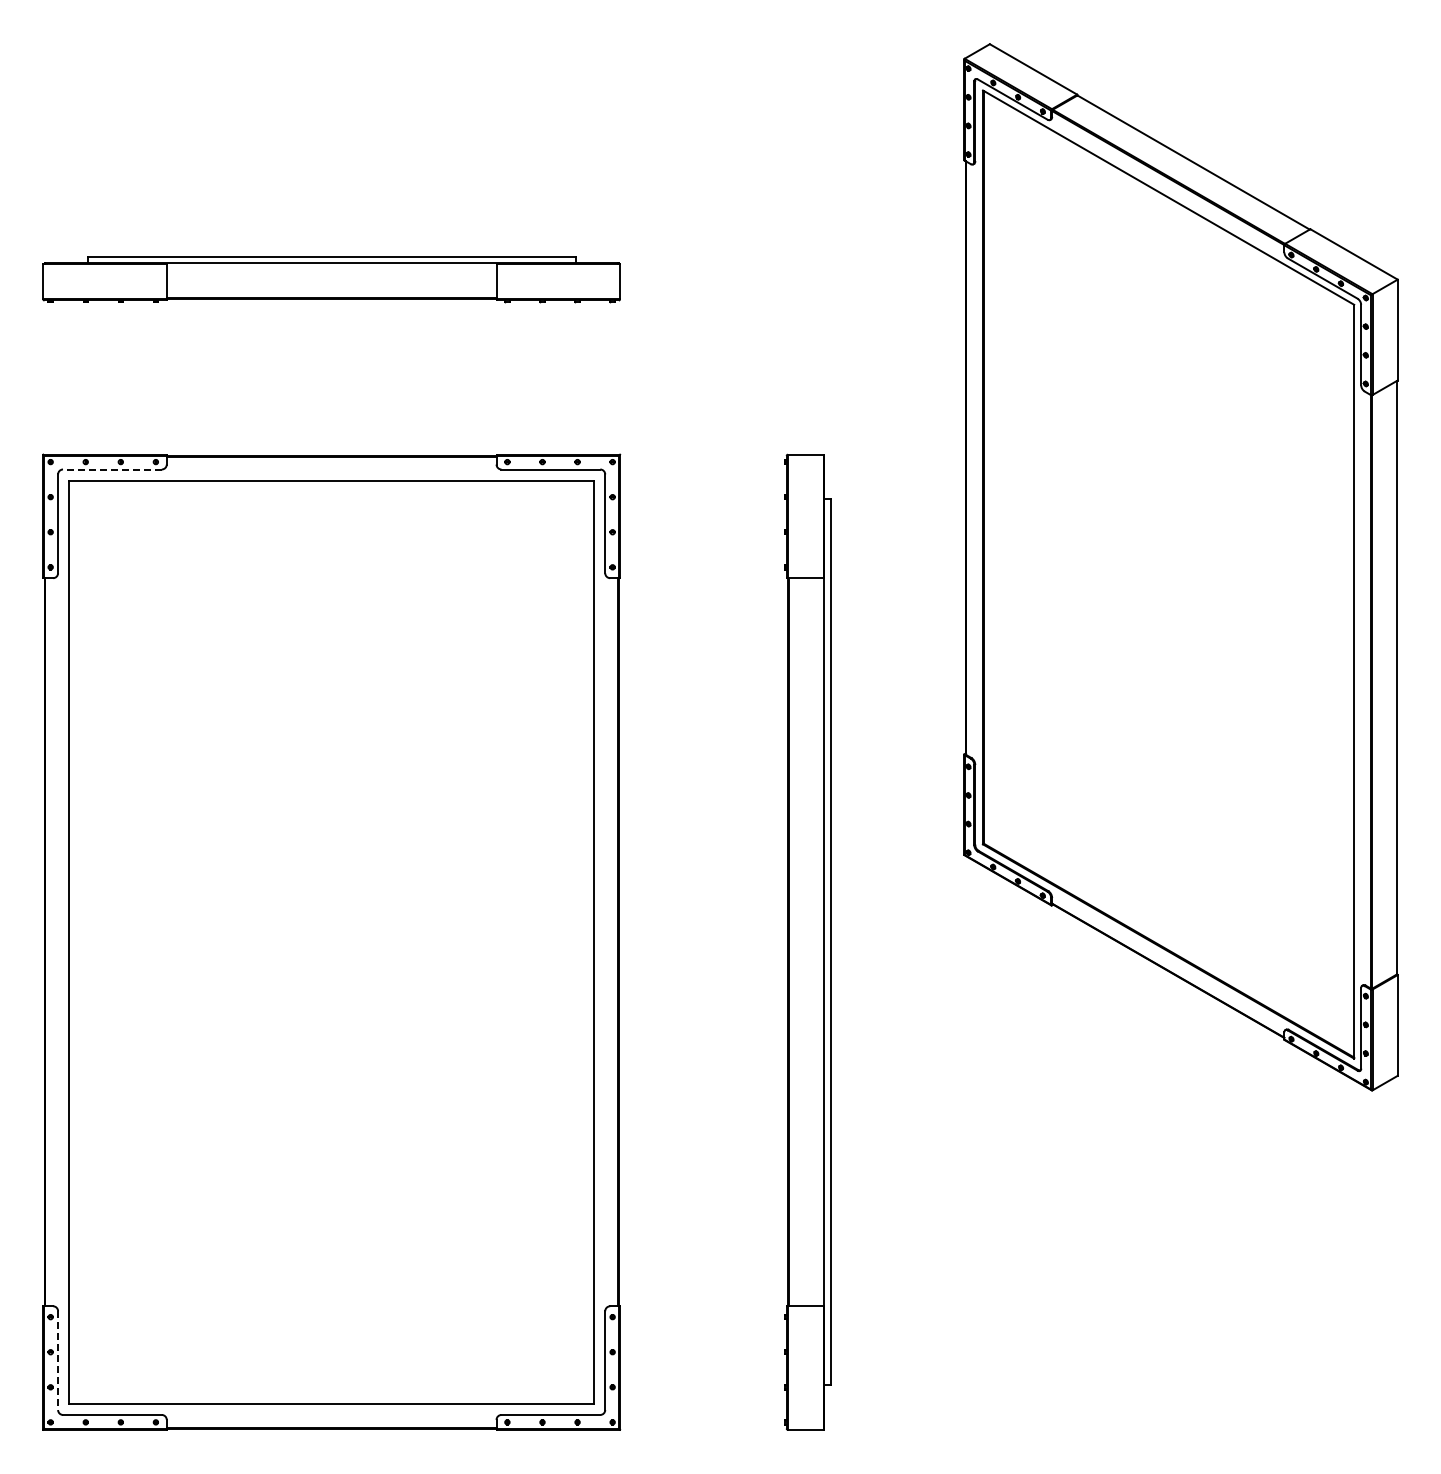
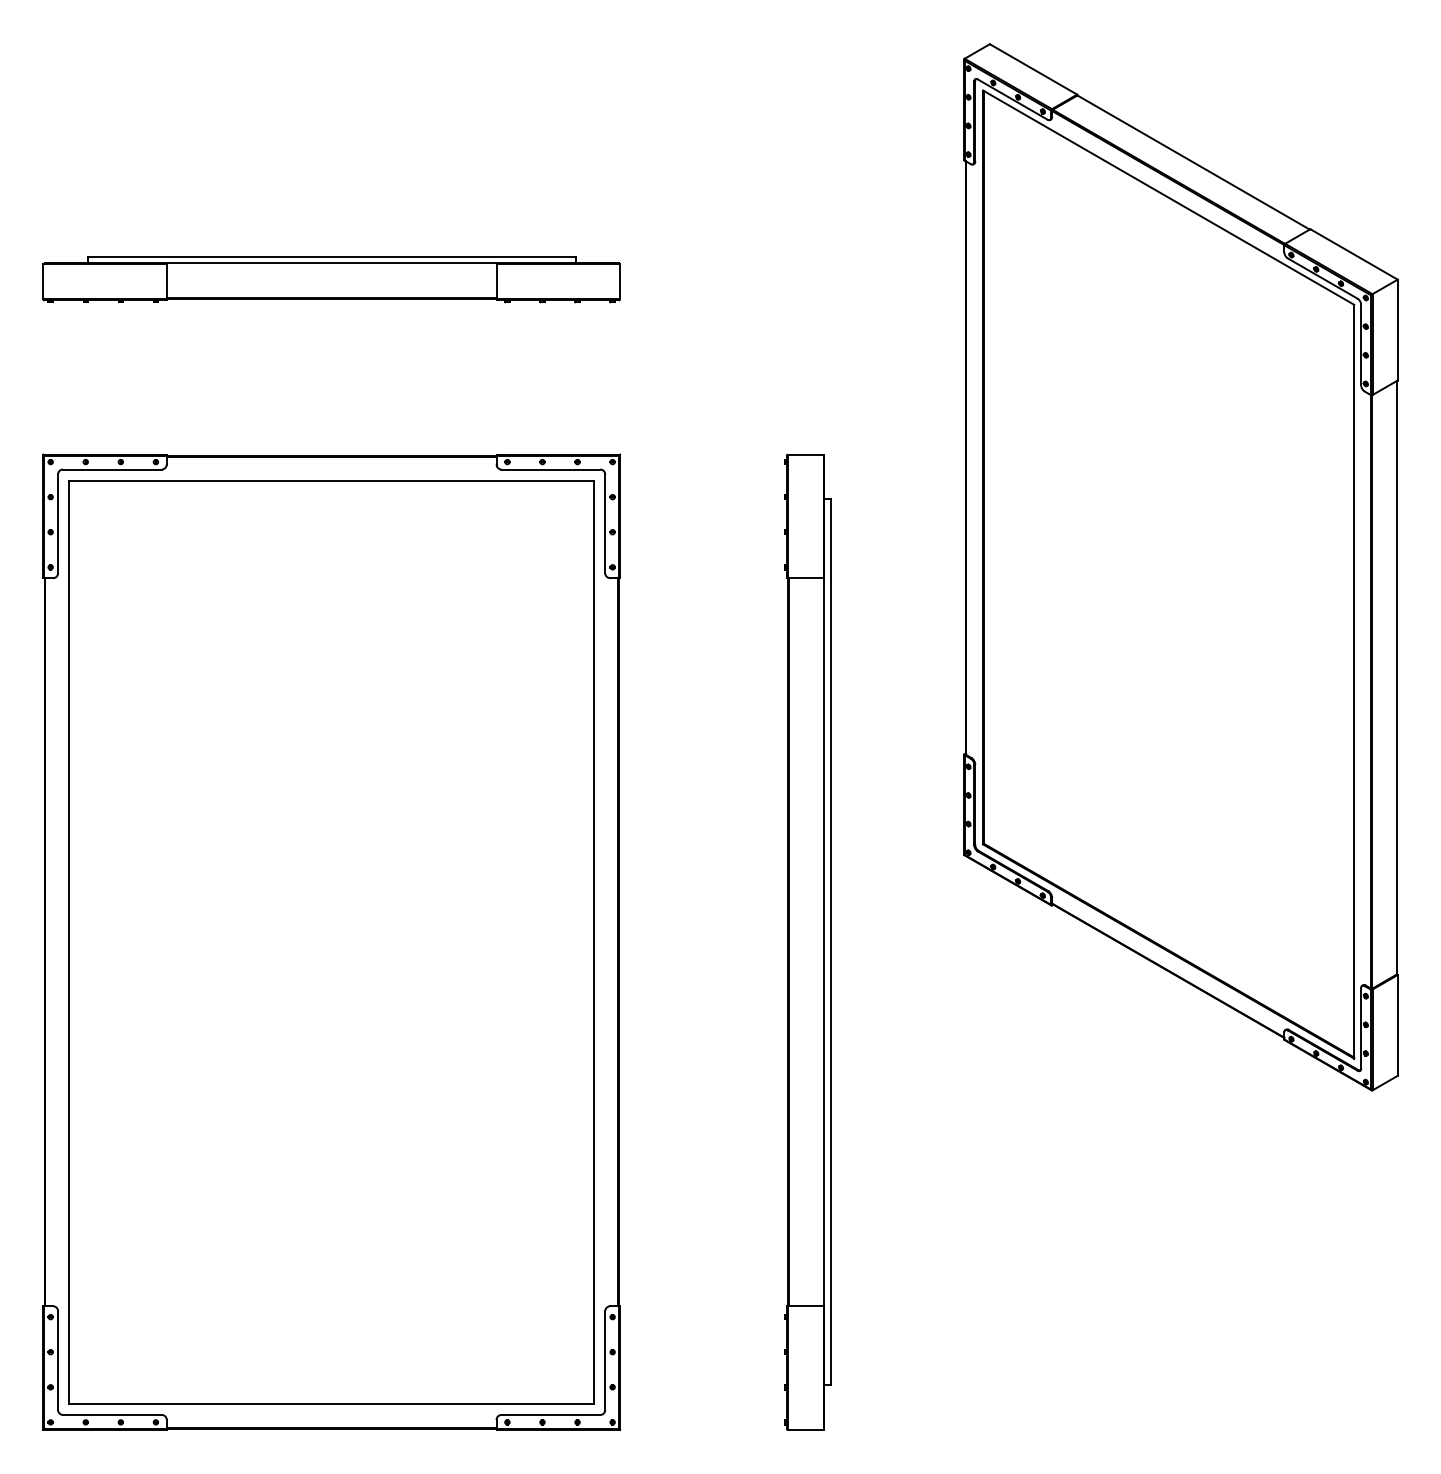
line: dashed -> solid (111, 469)
line: dashed -> solid (58, 1361)
